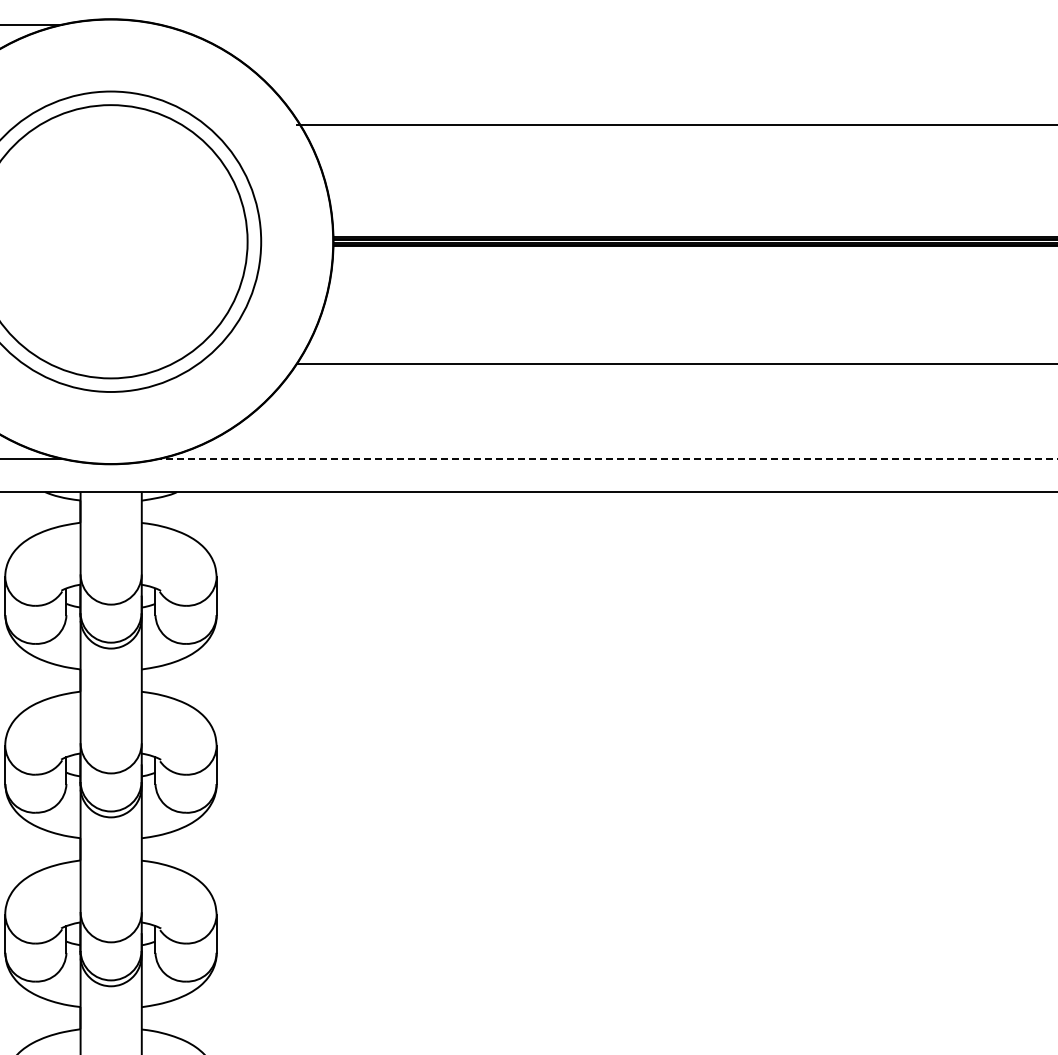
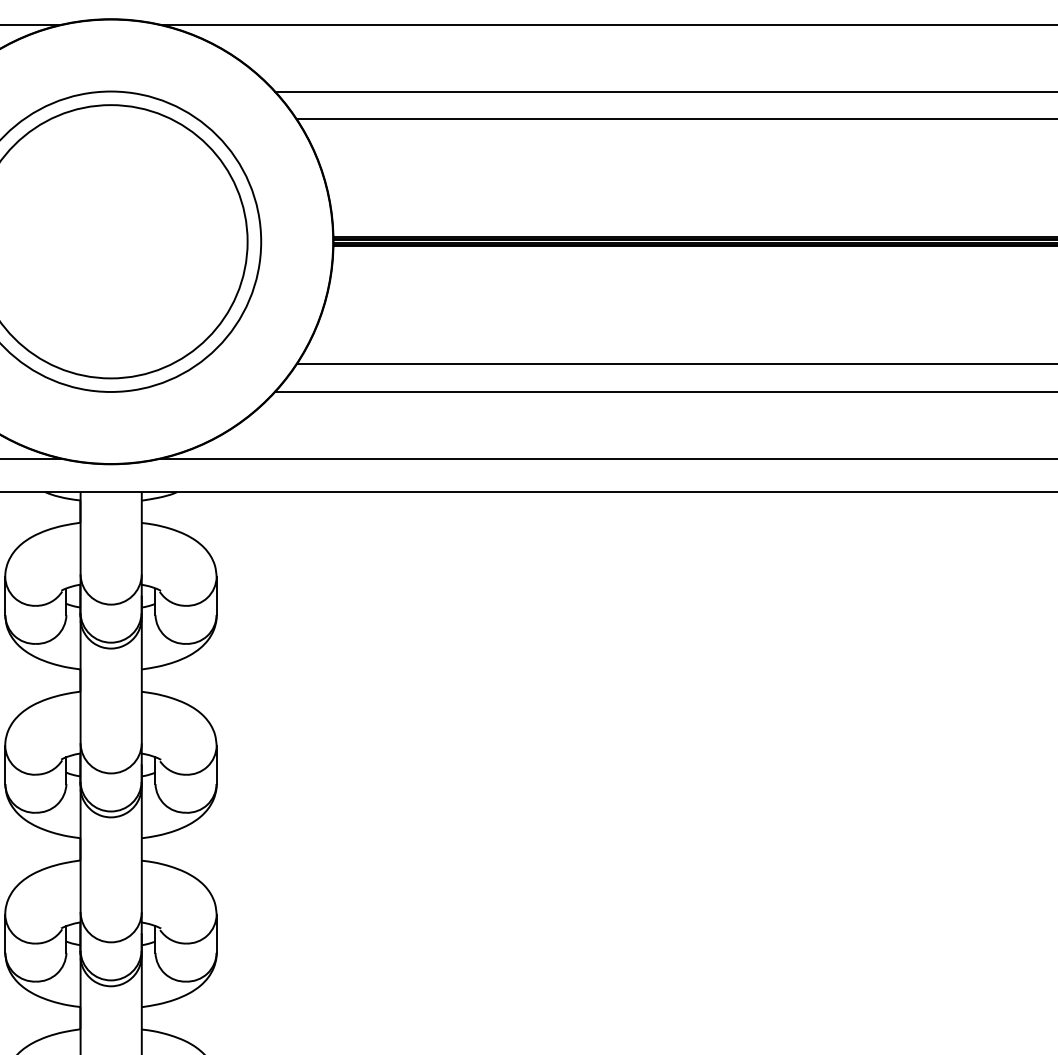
line: none -> present (607, 24)
line: none -> present (664, 91)
line position: (675, 125) -> (675, 119) (675, 119)
line: none -> present (664, 391)
line: dashed -> solid (608, 458)
